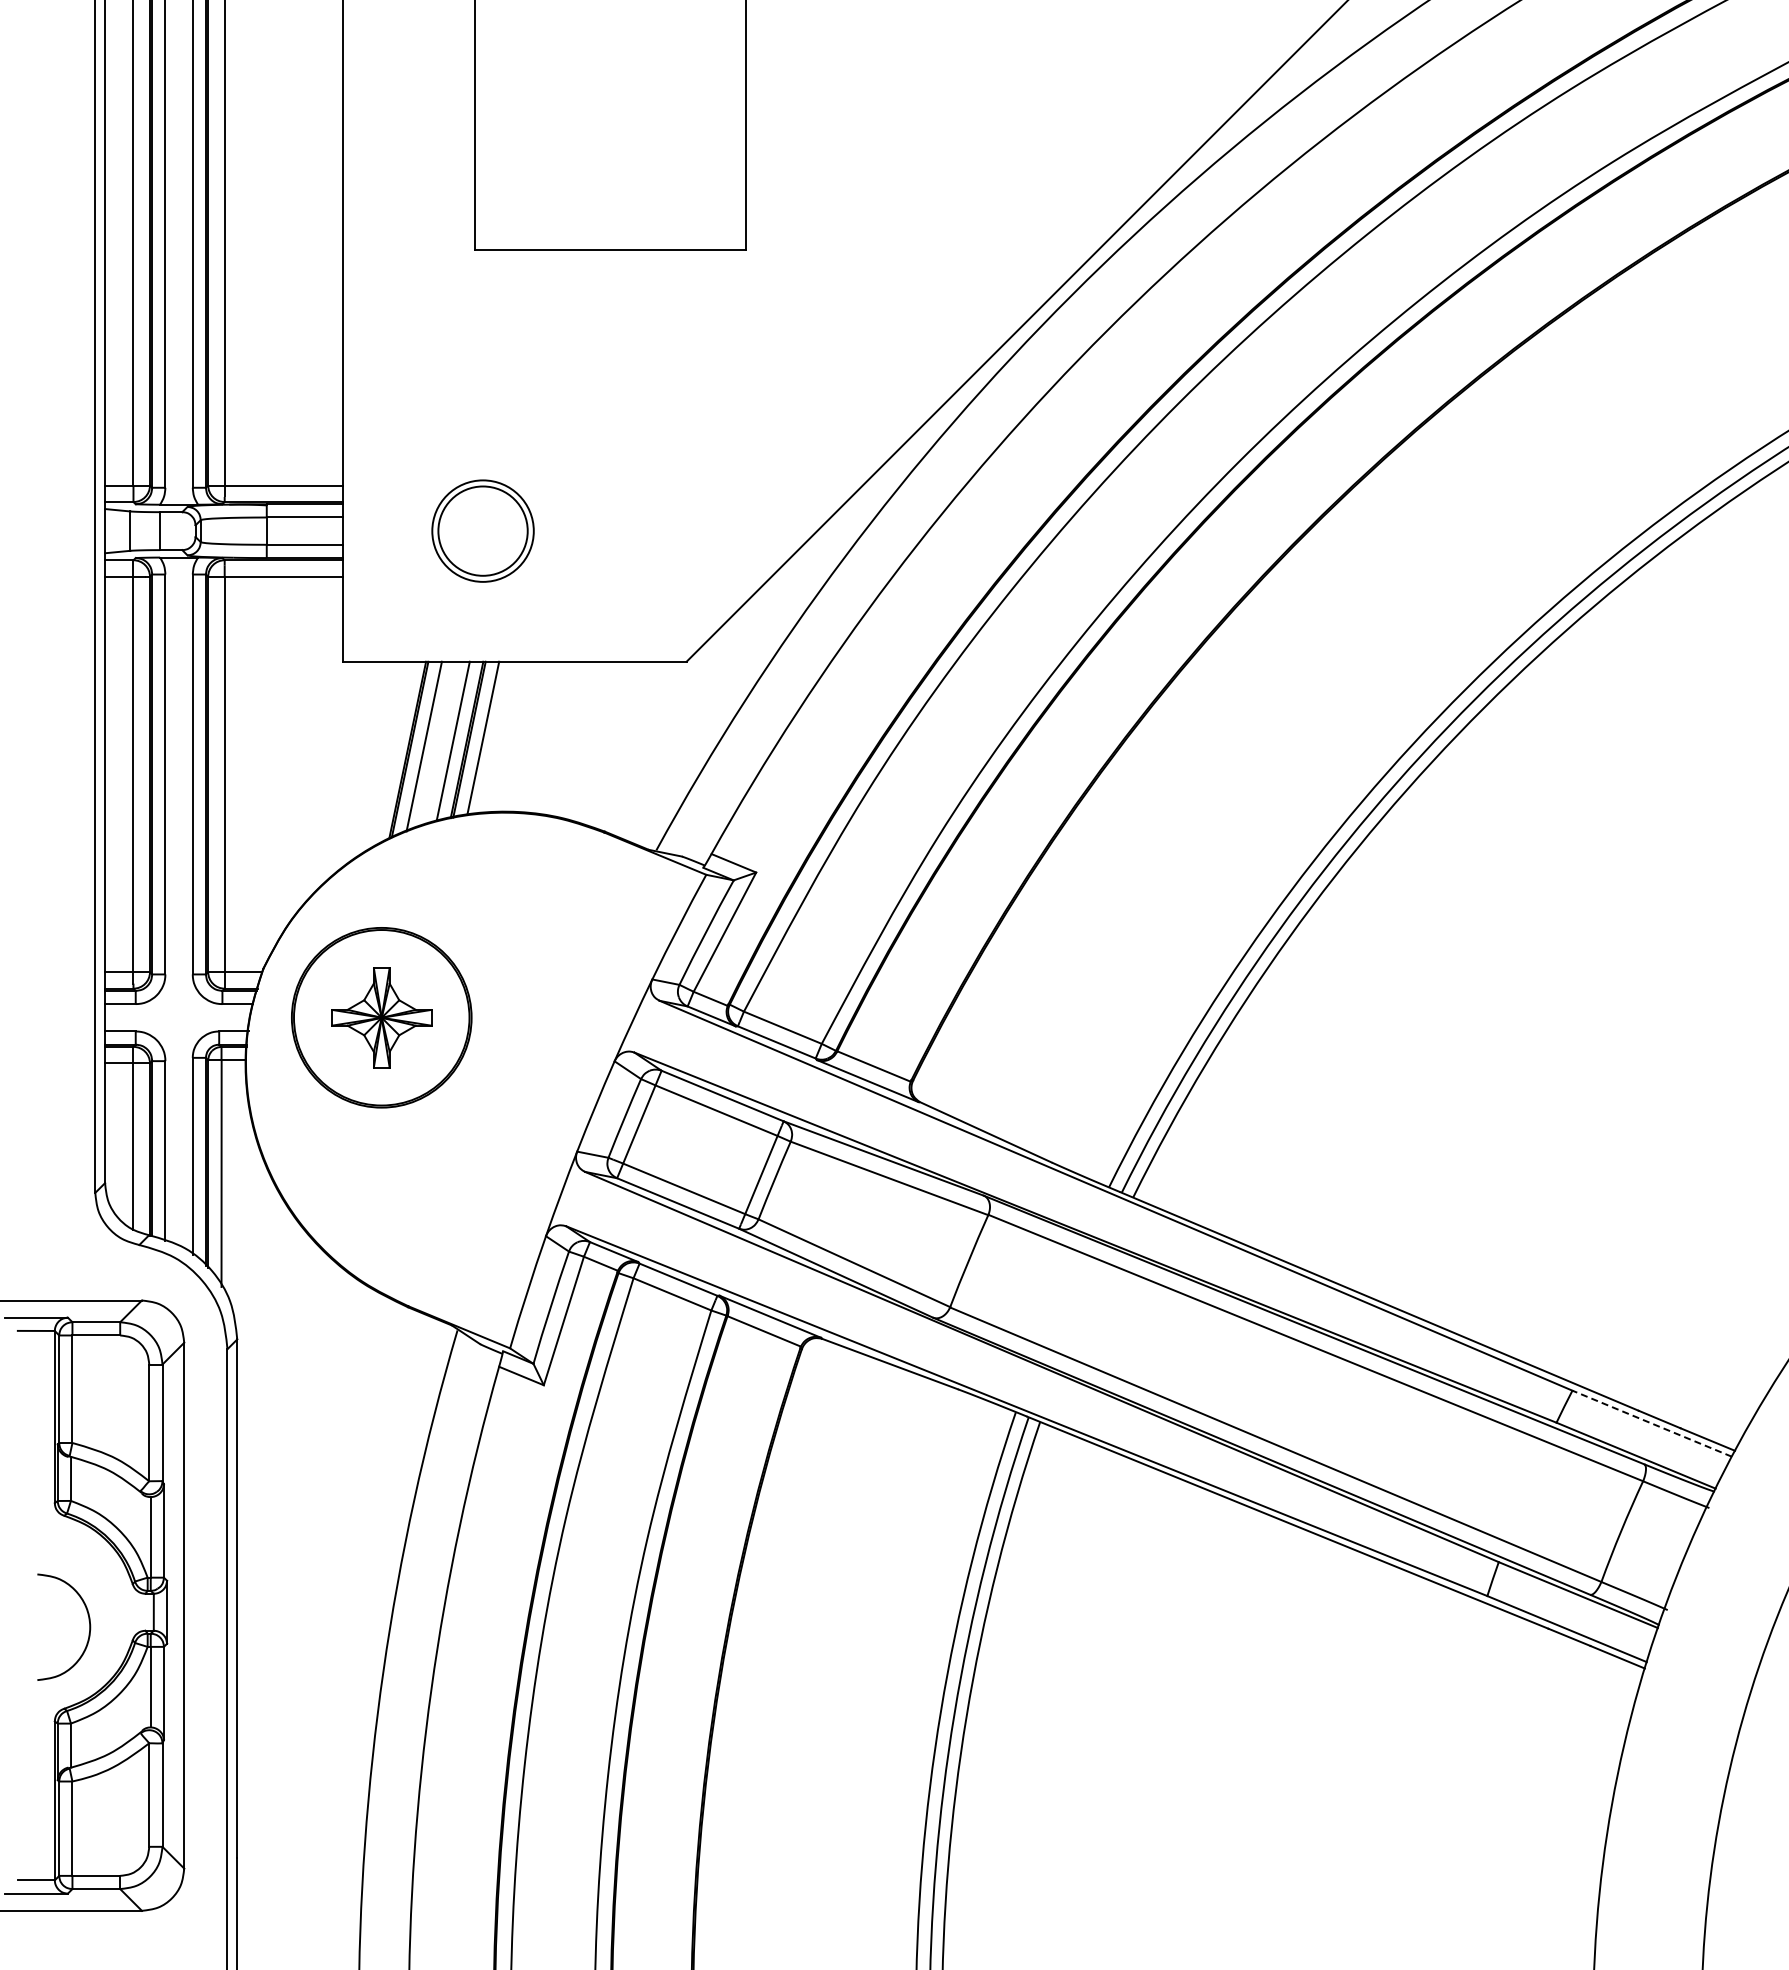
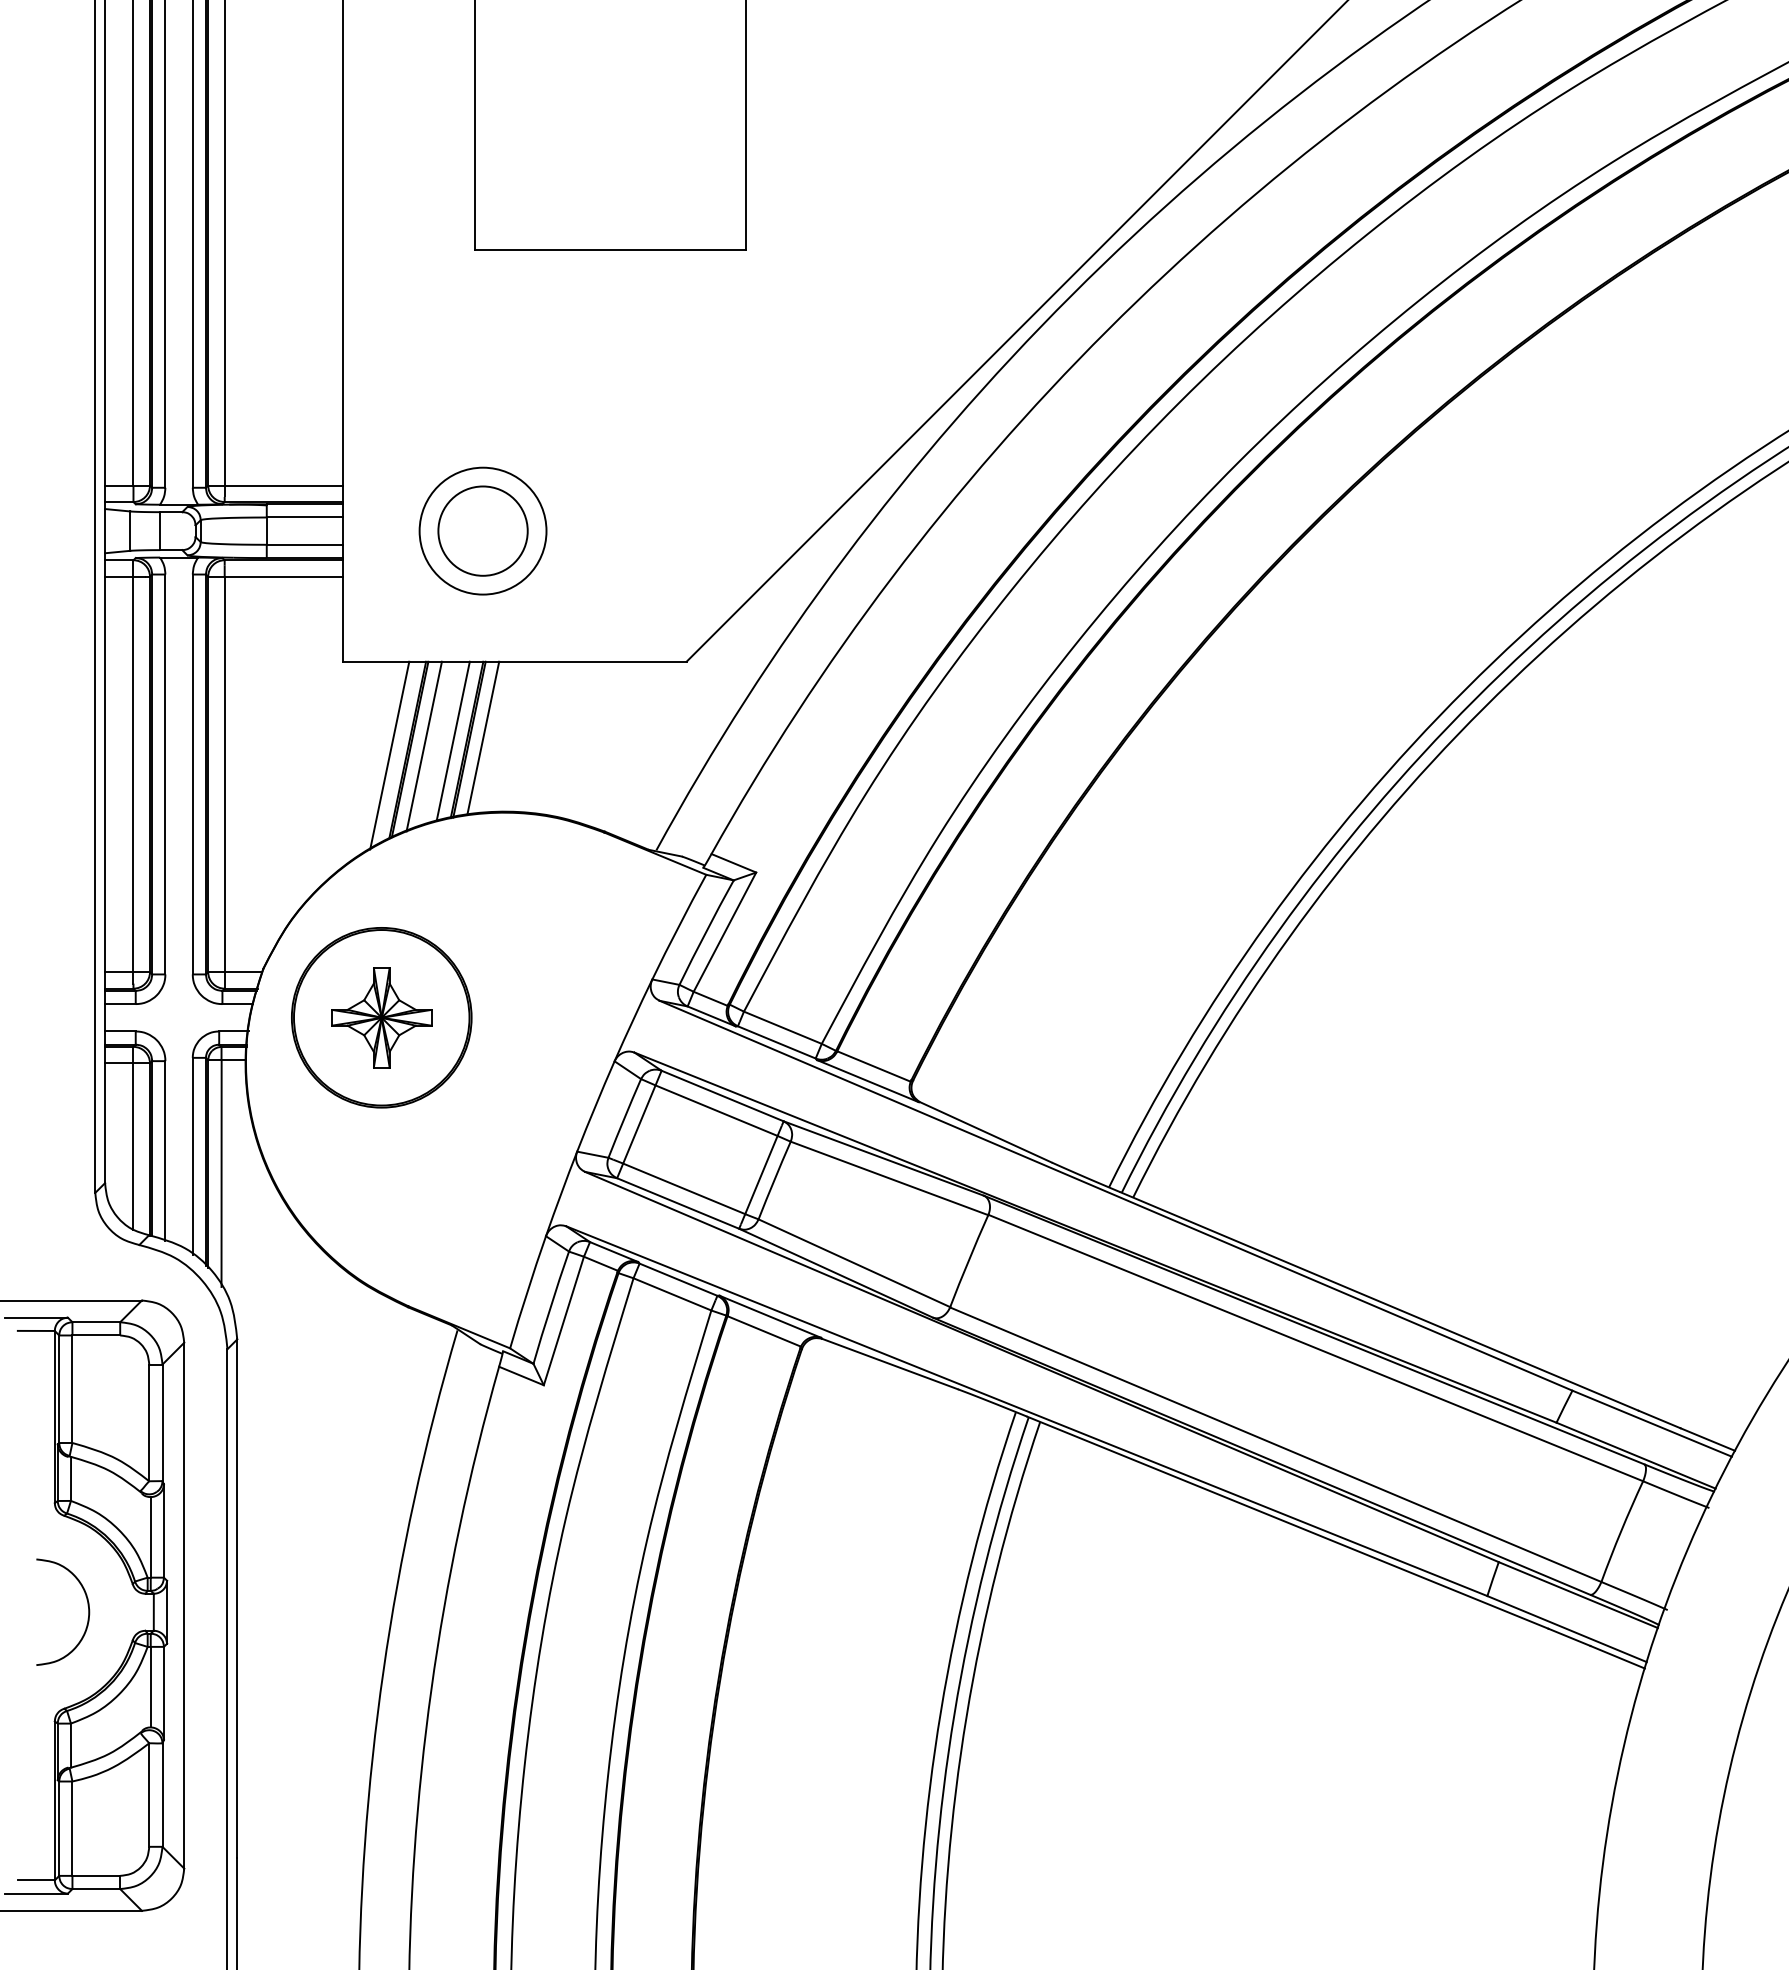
circle diameter: 102 px -> 127 px (482, 530)
line: none -> present (389, 755)
line: dashed -> solid (1651, 1423)
curve position: (88, 1620) -> (87, 1605) (87, 1605)
